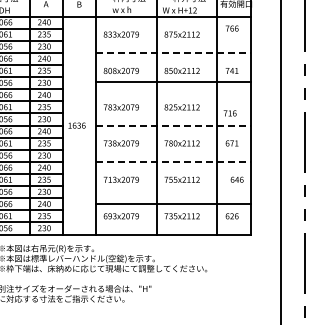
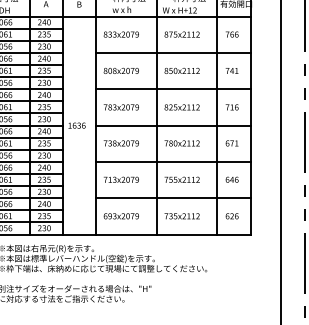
text position: (232, 28) -> (232, 34) (232, 34)
line: dashed -> solid (173, 52)
line position: (173, 82) -> (173, 89) (173, 89)
text position: (229, 113) -> (231, 107) (231, 107)
line: dashed -> solid (173, 125)
line: dashed -> solid (173, 161)
text position: (236, 179) -> (231, 179) (231, 179)
line position: (173, 204) -> (173, 198) (173, 198)
